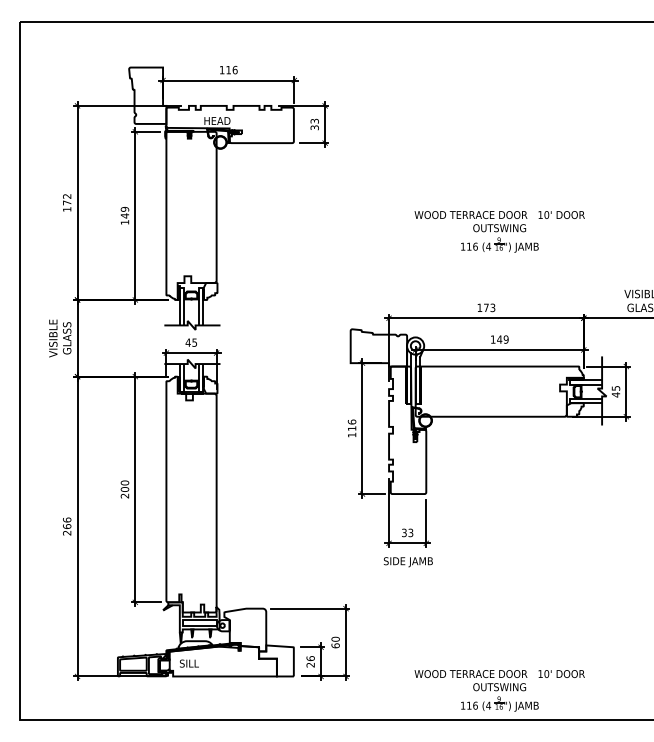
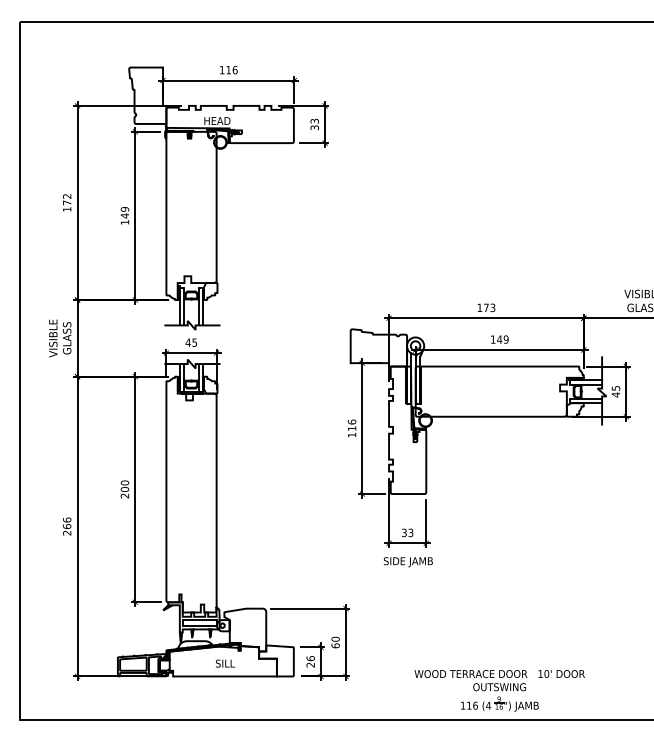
part: present -> none (499, 231)
text position: (189, 663) -> (225, 663) (225, 663)
